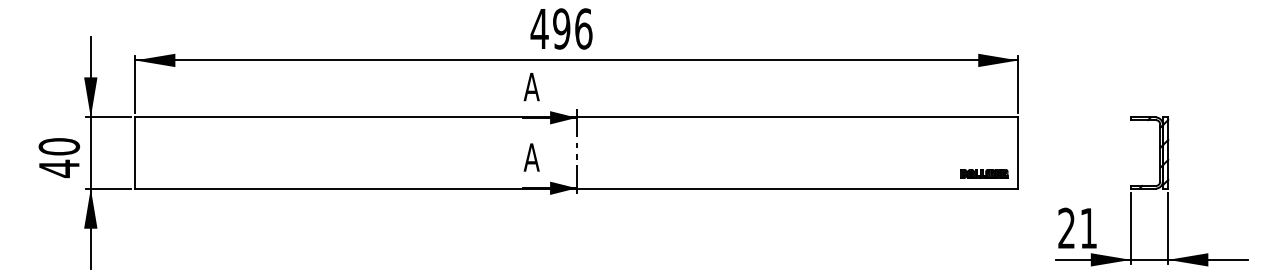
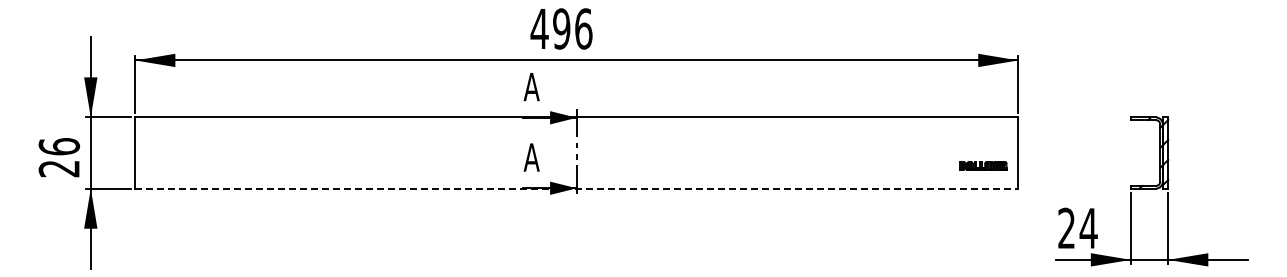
text: 40 -> 26 (58, 158)
part position: (984, 173) -> (983, 165) (983, 165)
line: solid -> dashed (577, 188)
text: 21 -> 24 (1088, 228)
